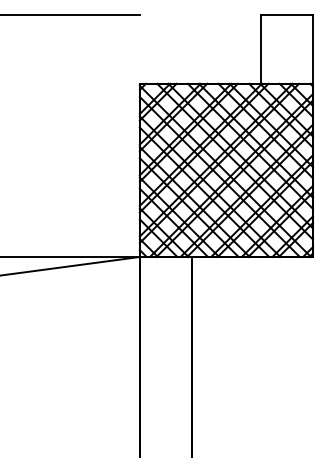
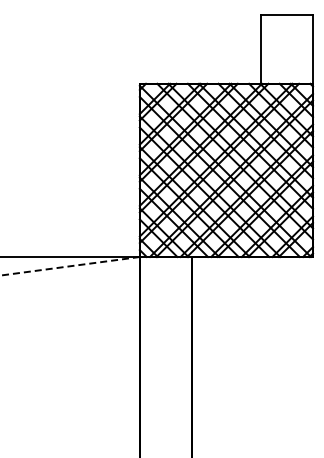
line: present -> none (70, 14)
line: solid -> dashed (69, 266)
